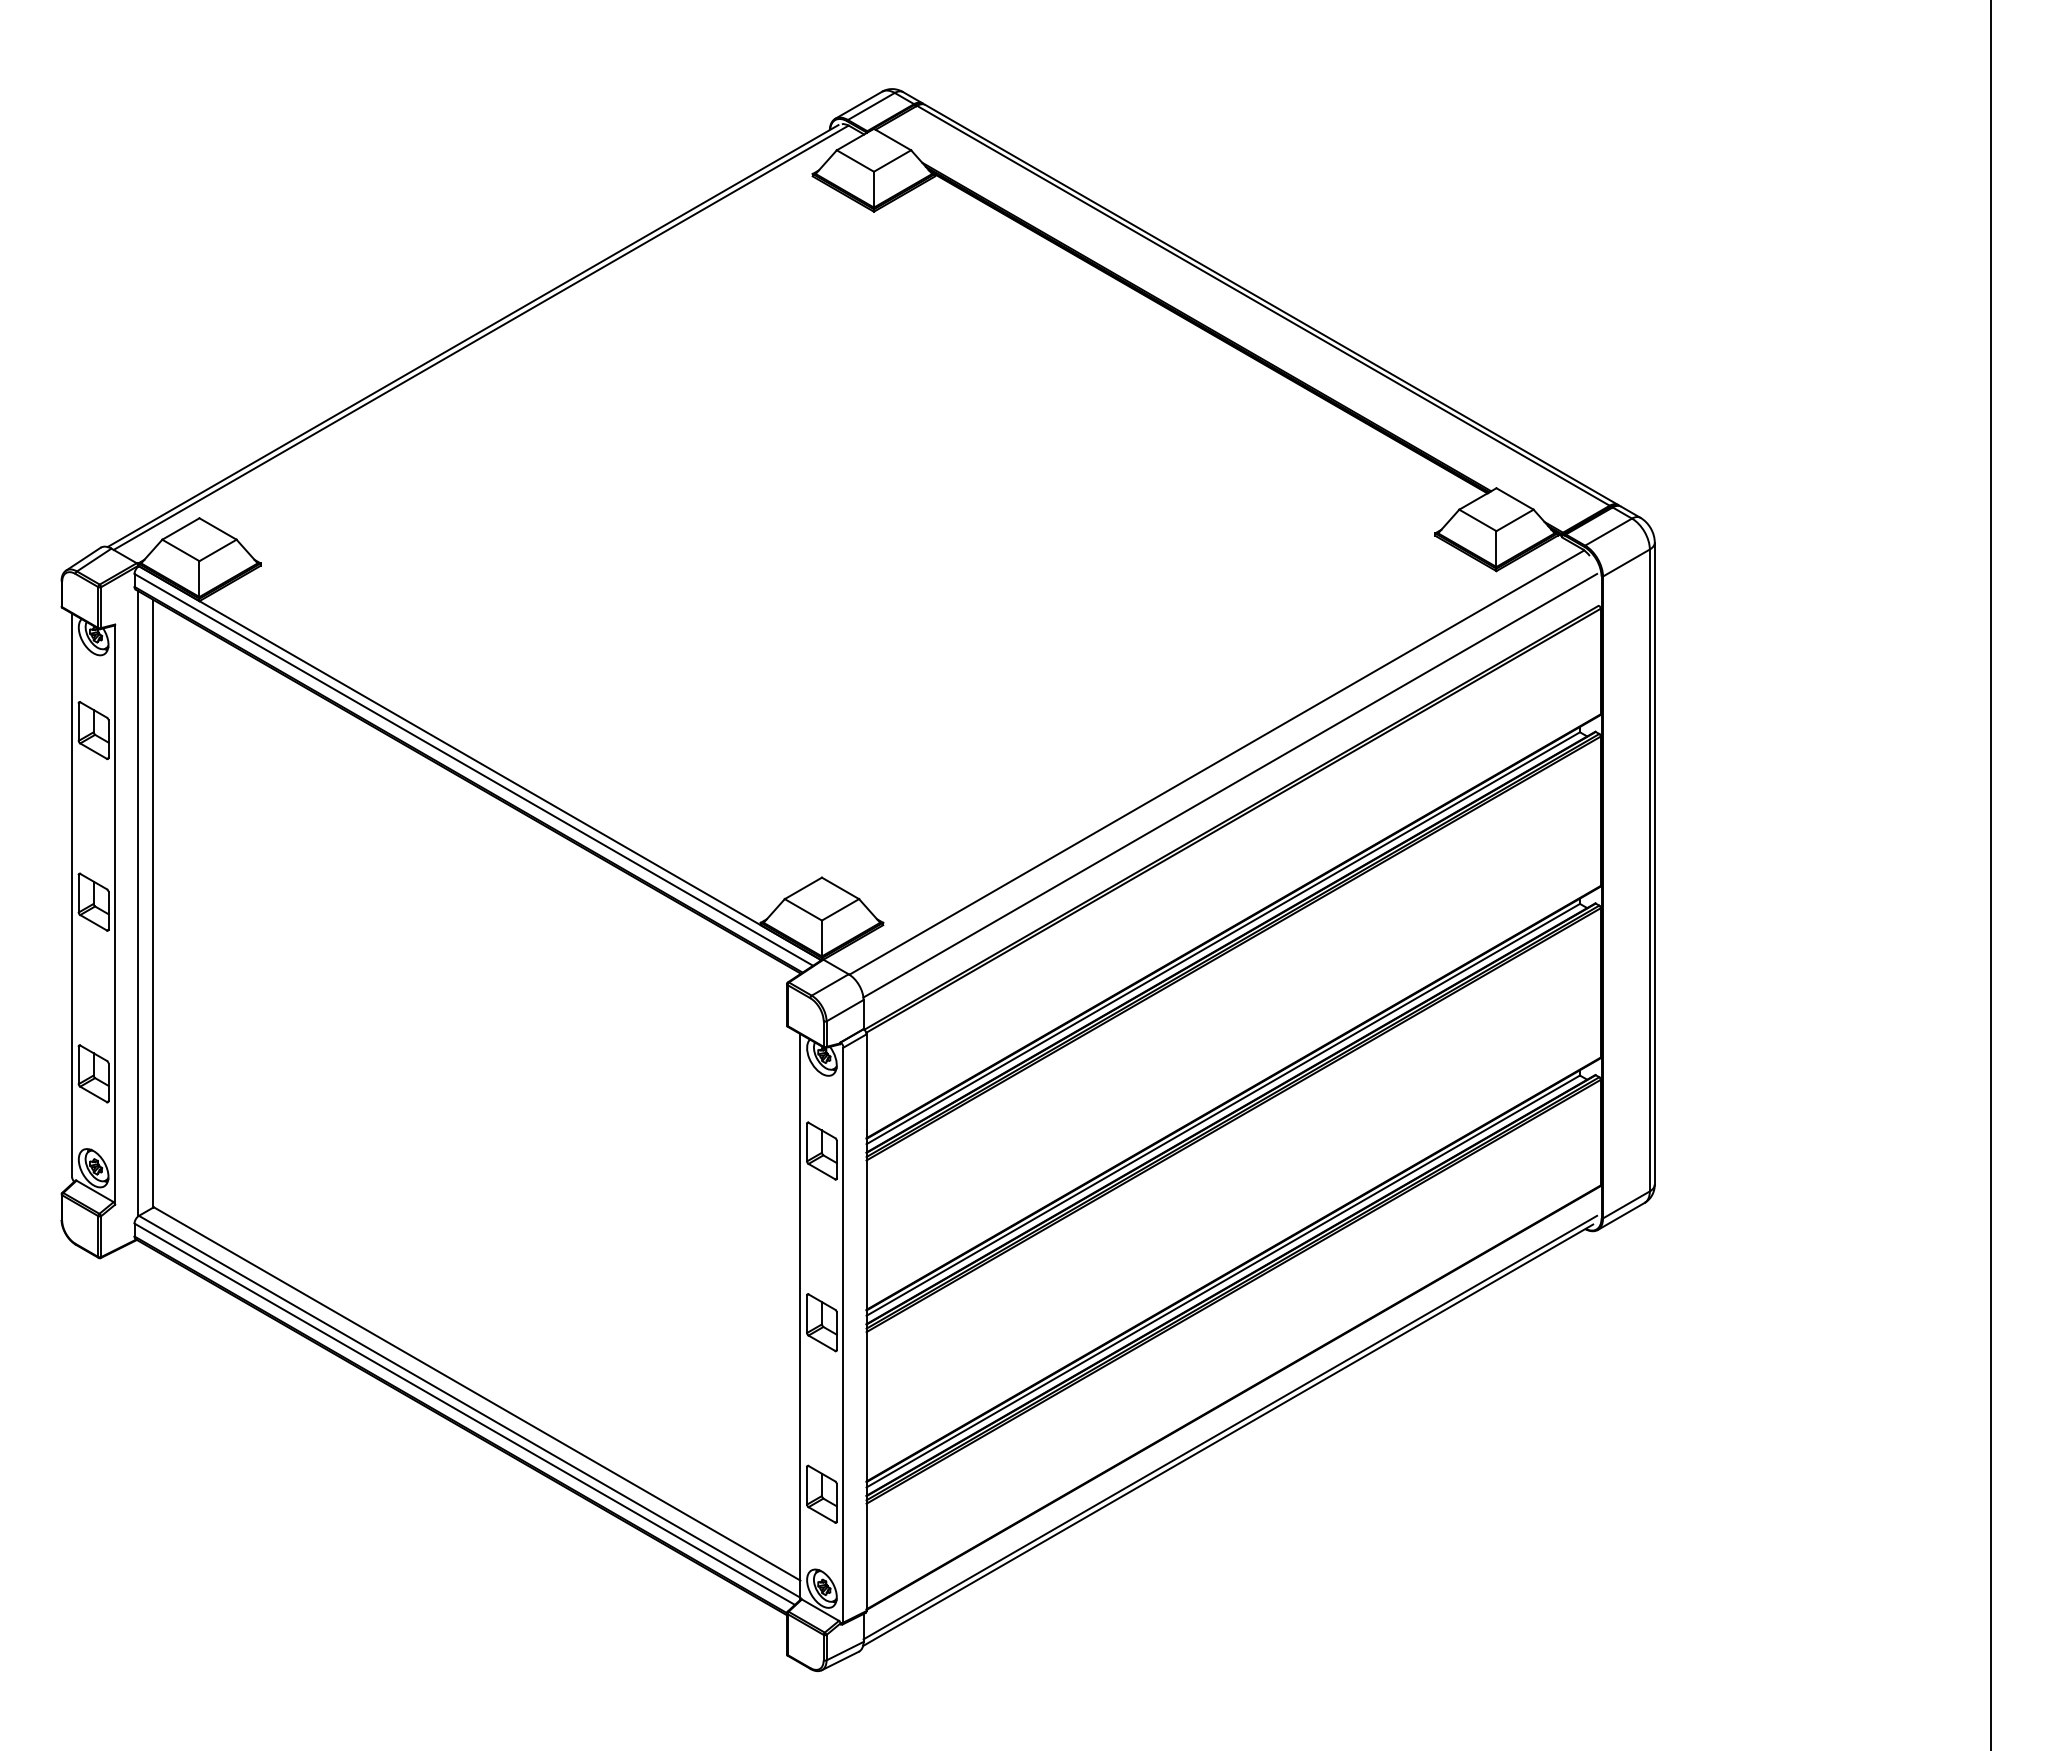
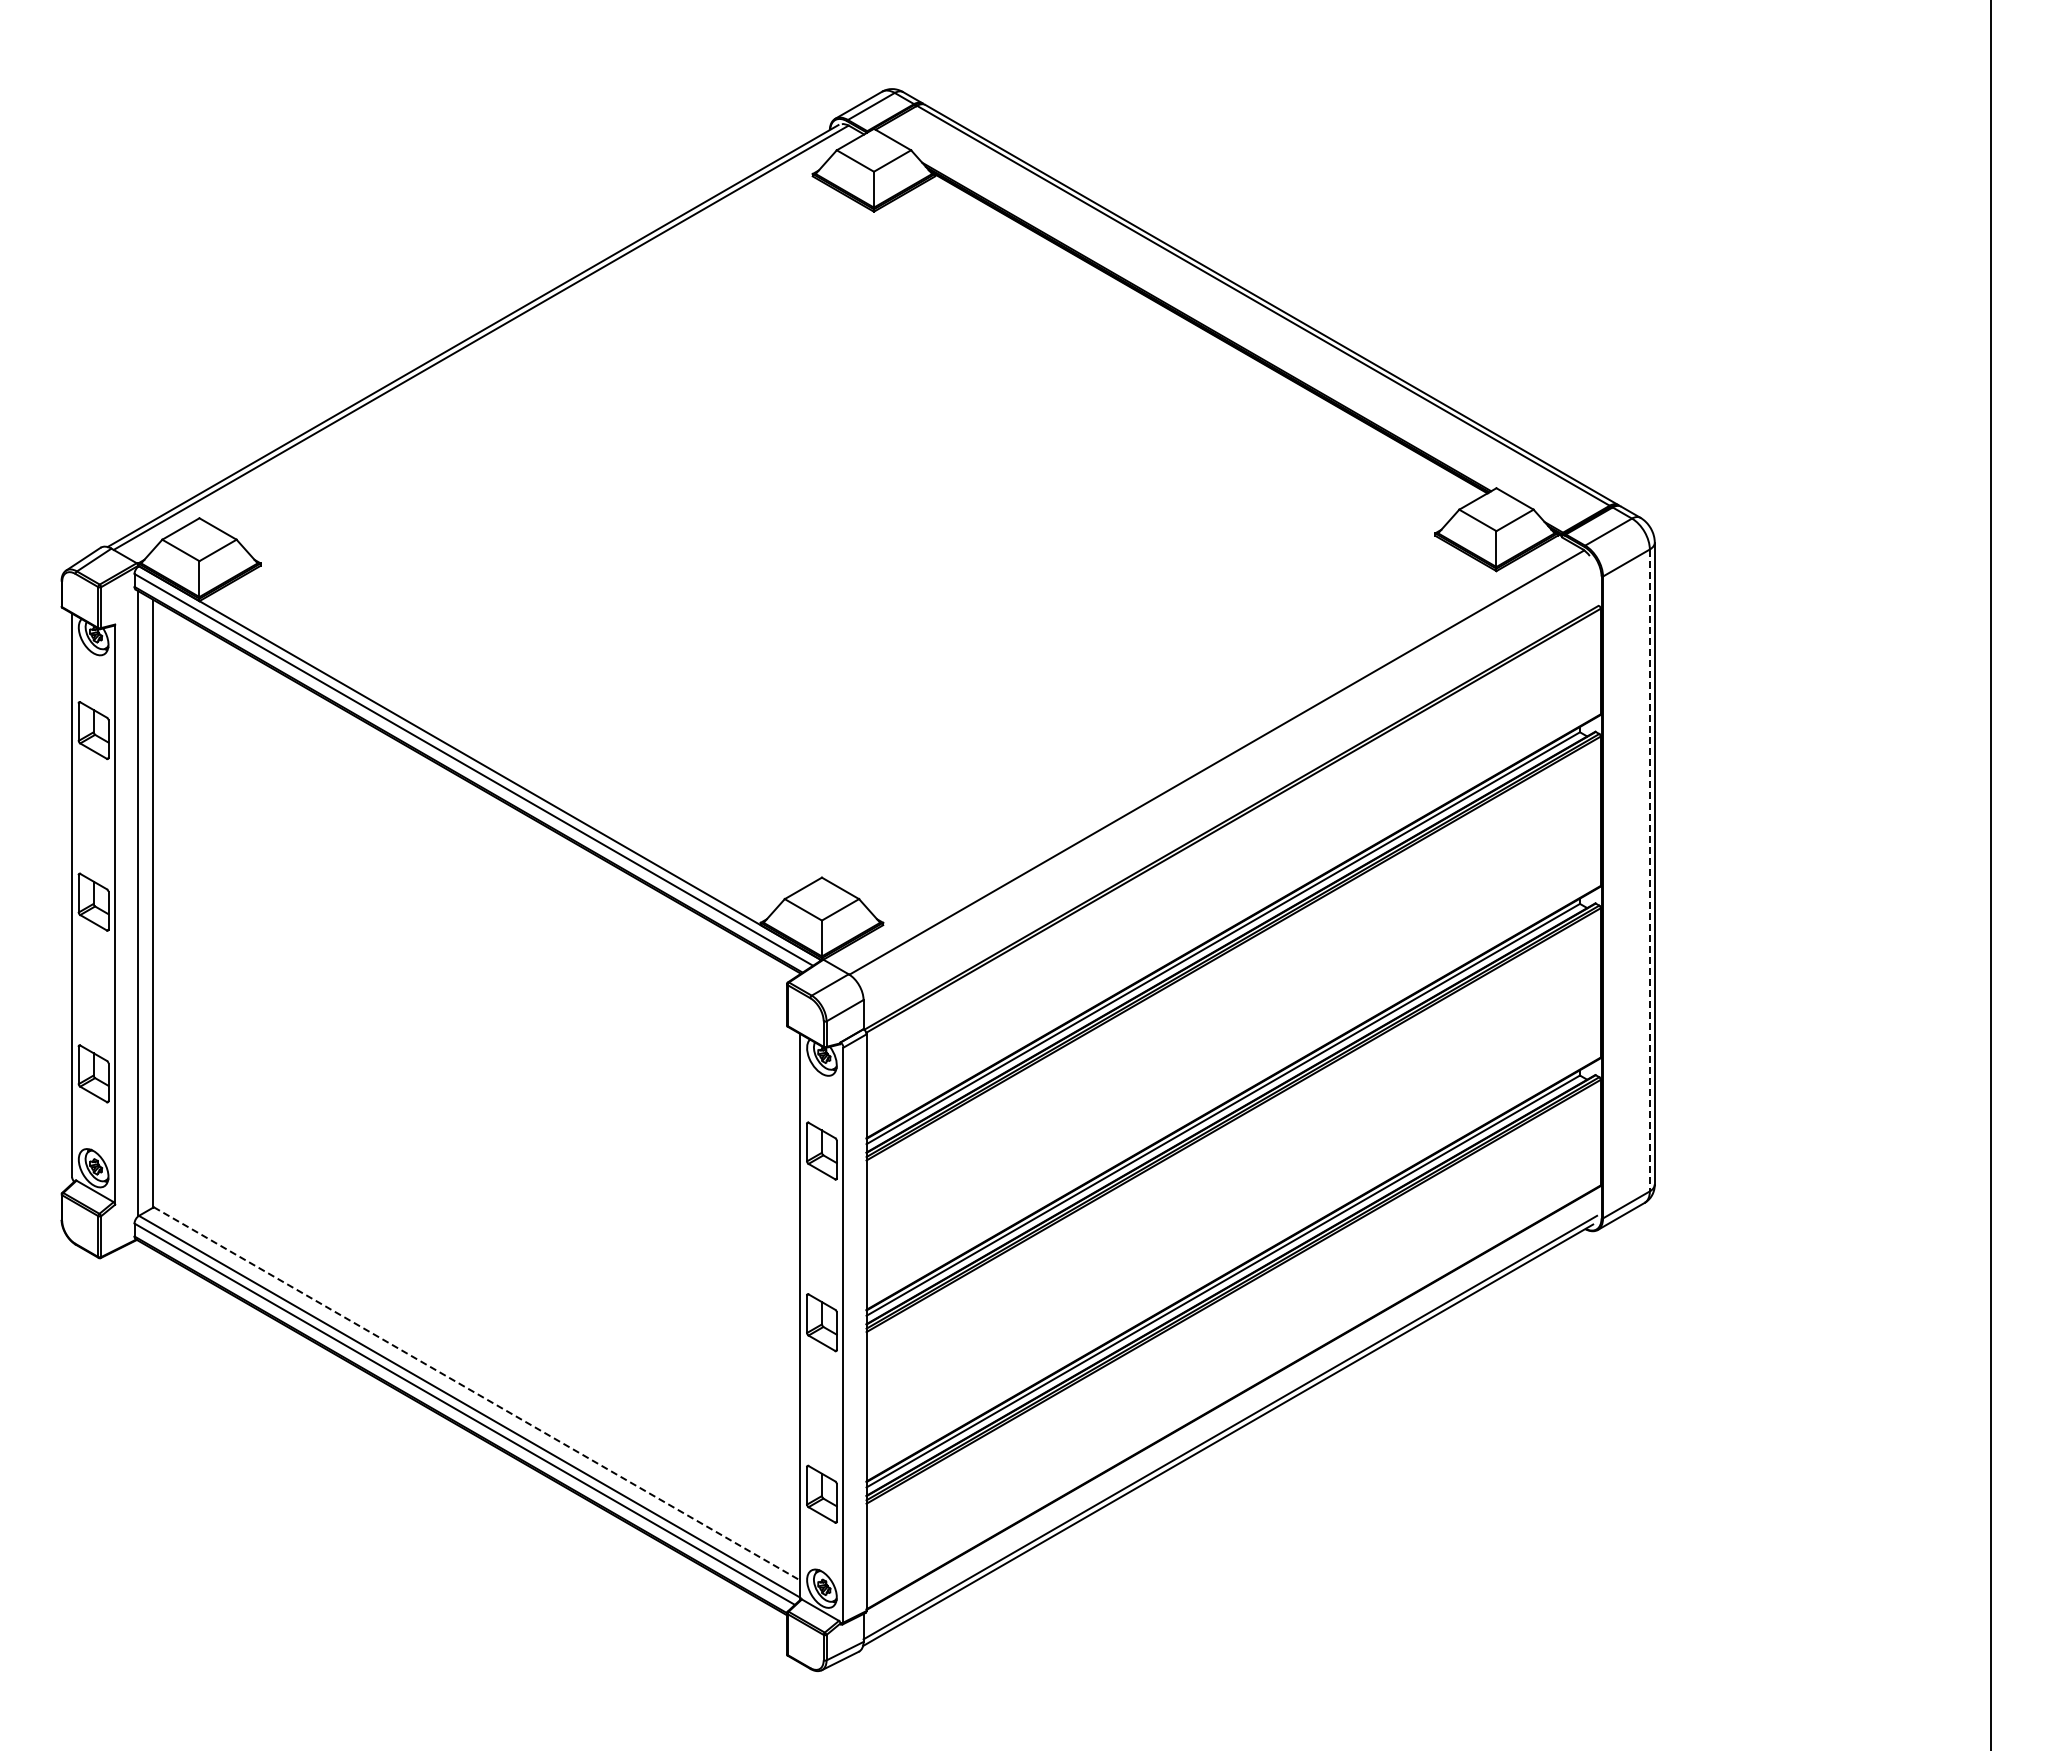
line: present -> none (1230, 785)
line: solid -> dashed (1649, 870)
line: solid -> dashed (477, 1394)
